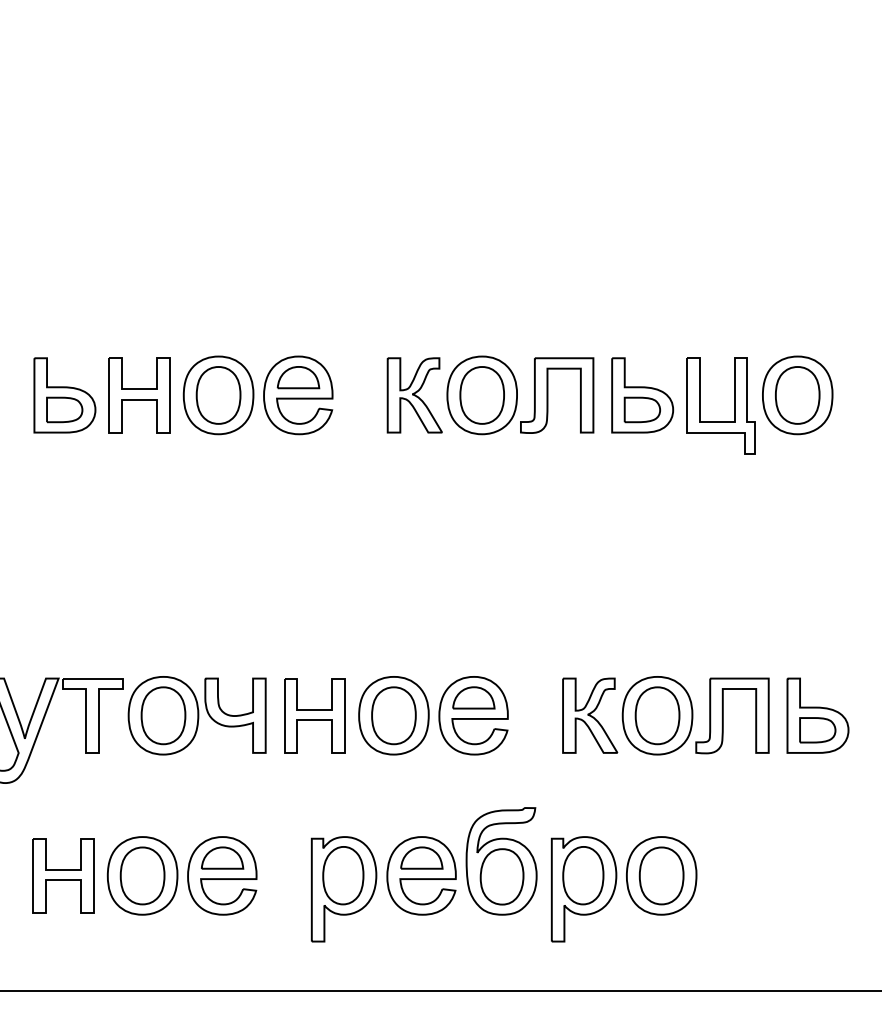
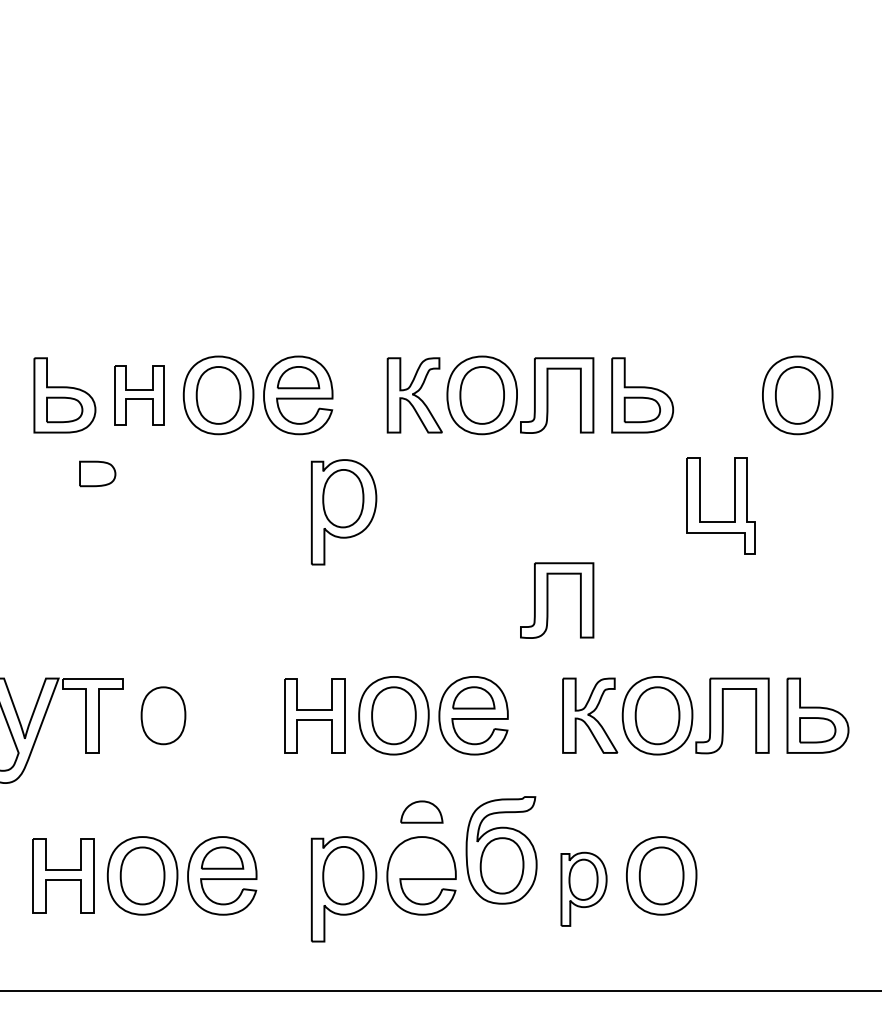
part size: 63x77 px -> 51x61 px (139, 395)
part position: (734, 405) -> (734, 505) (734, 505)
part: none -> present (97, 473)
part: none -> present (343, 512)
part: none -> present (548, 600)
part: present -> none (196, 715)
part position: (421, 857) -> (421, 811) (421, 811)
part position: (501, 861) -> (501, 850) (501, 850)
part size: 68x107 px -> 48x76 px (583, 888)
